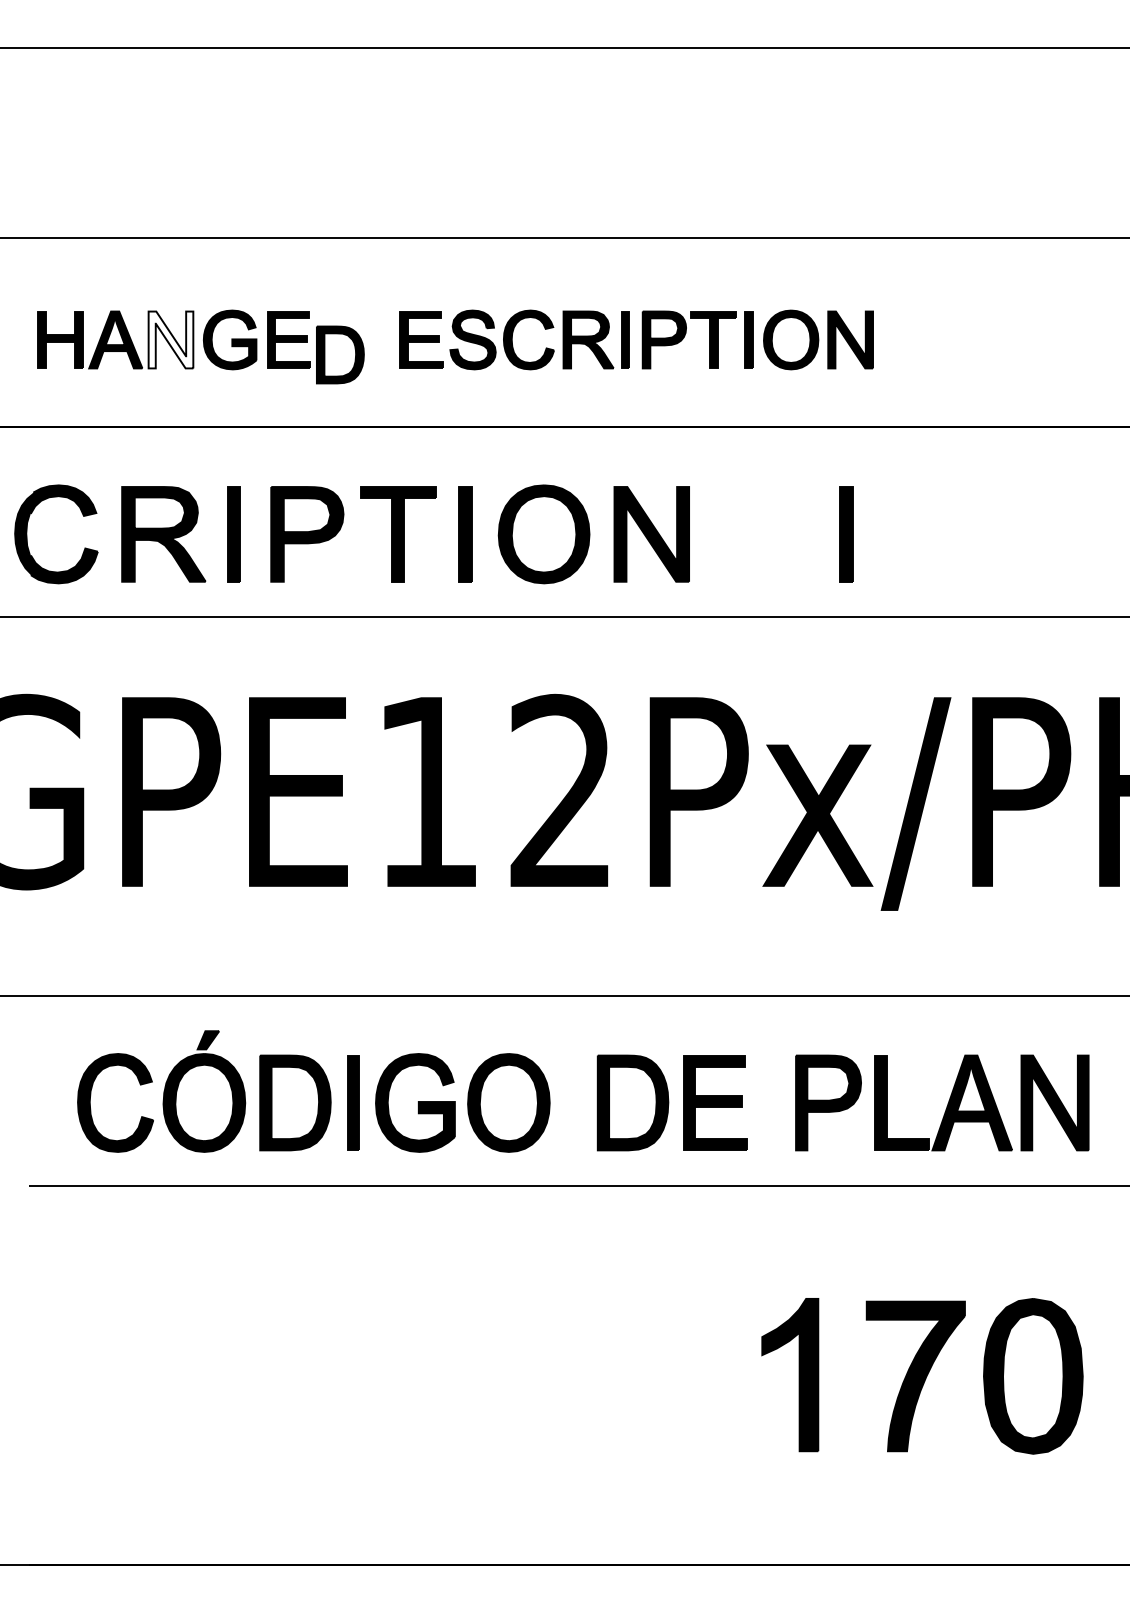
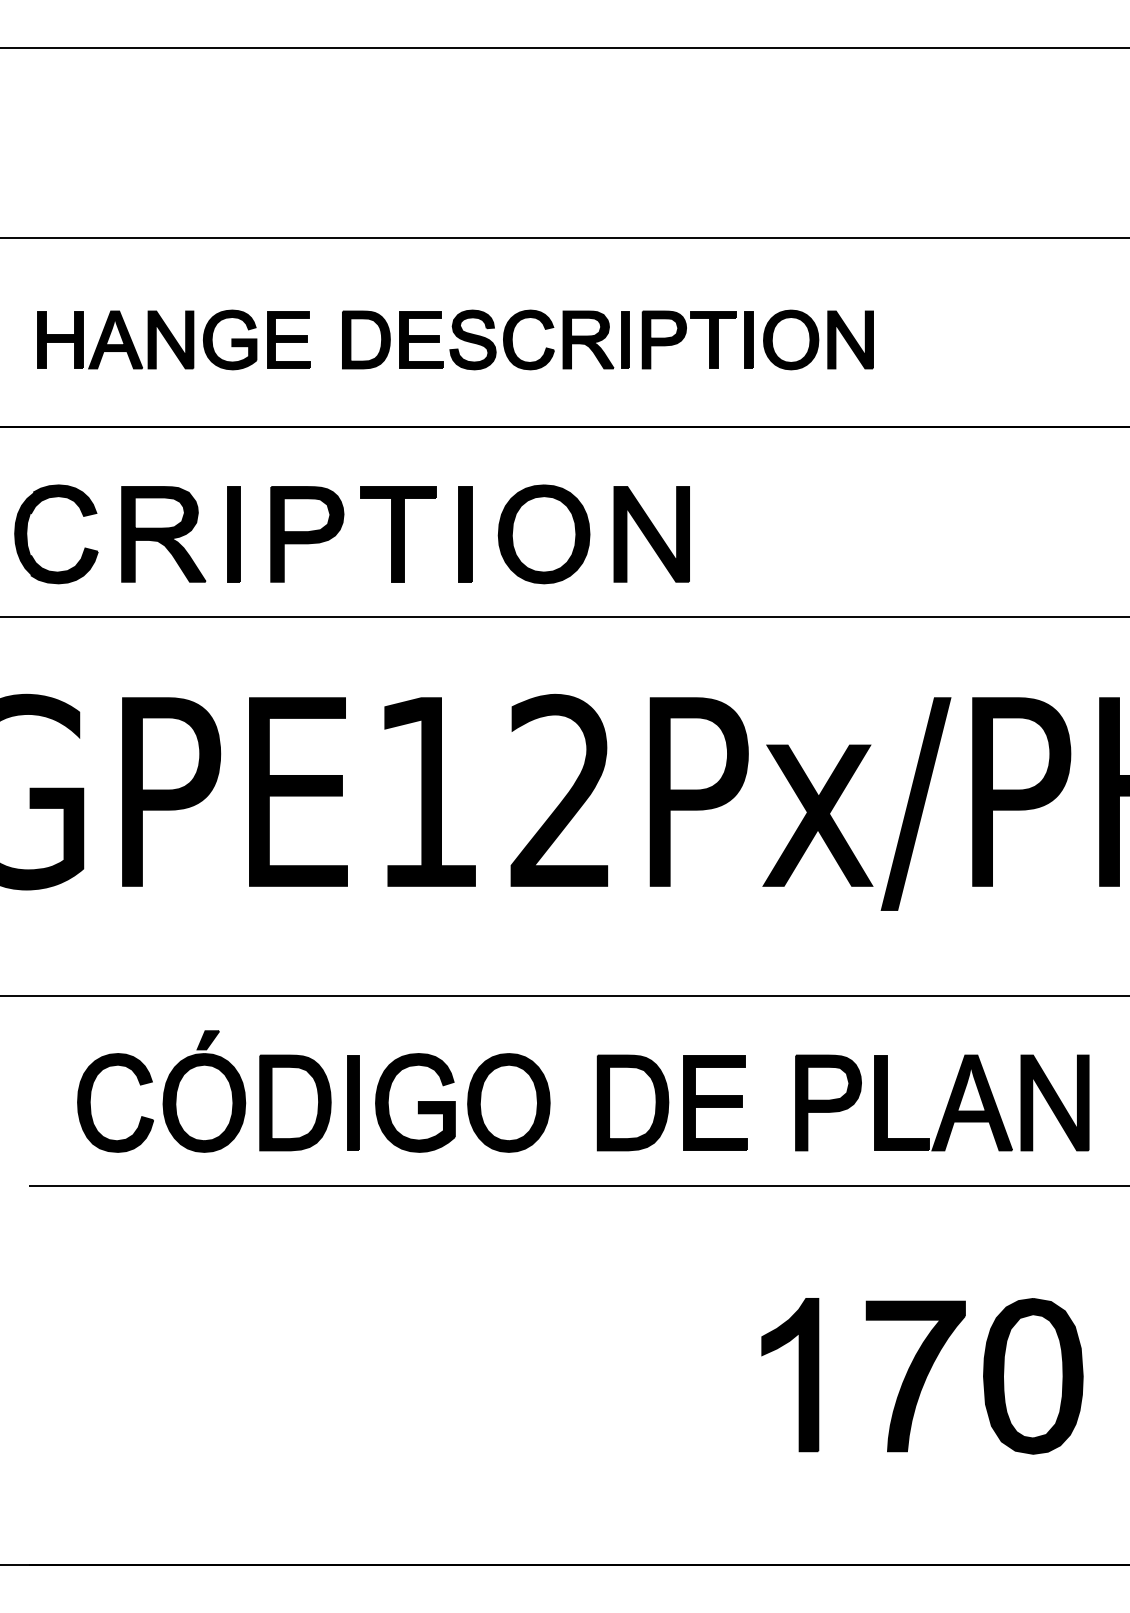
fill: none -> present (170, 339)
part position: (340, 354) -> (366, 339) (366, 339)
part: present -> none (846, 534)
